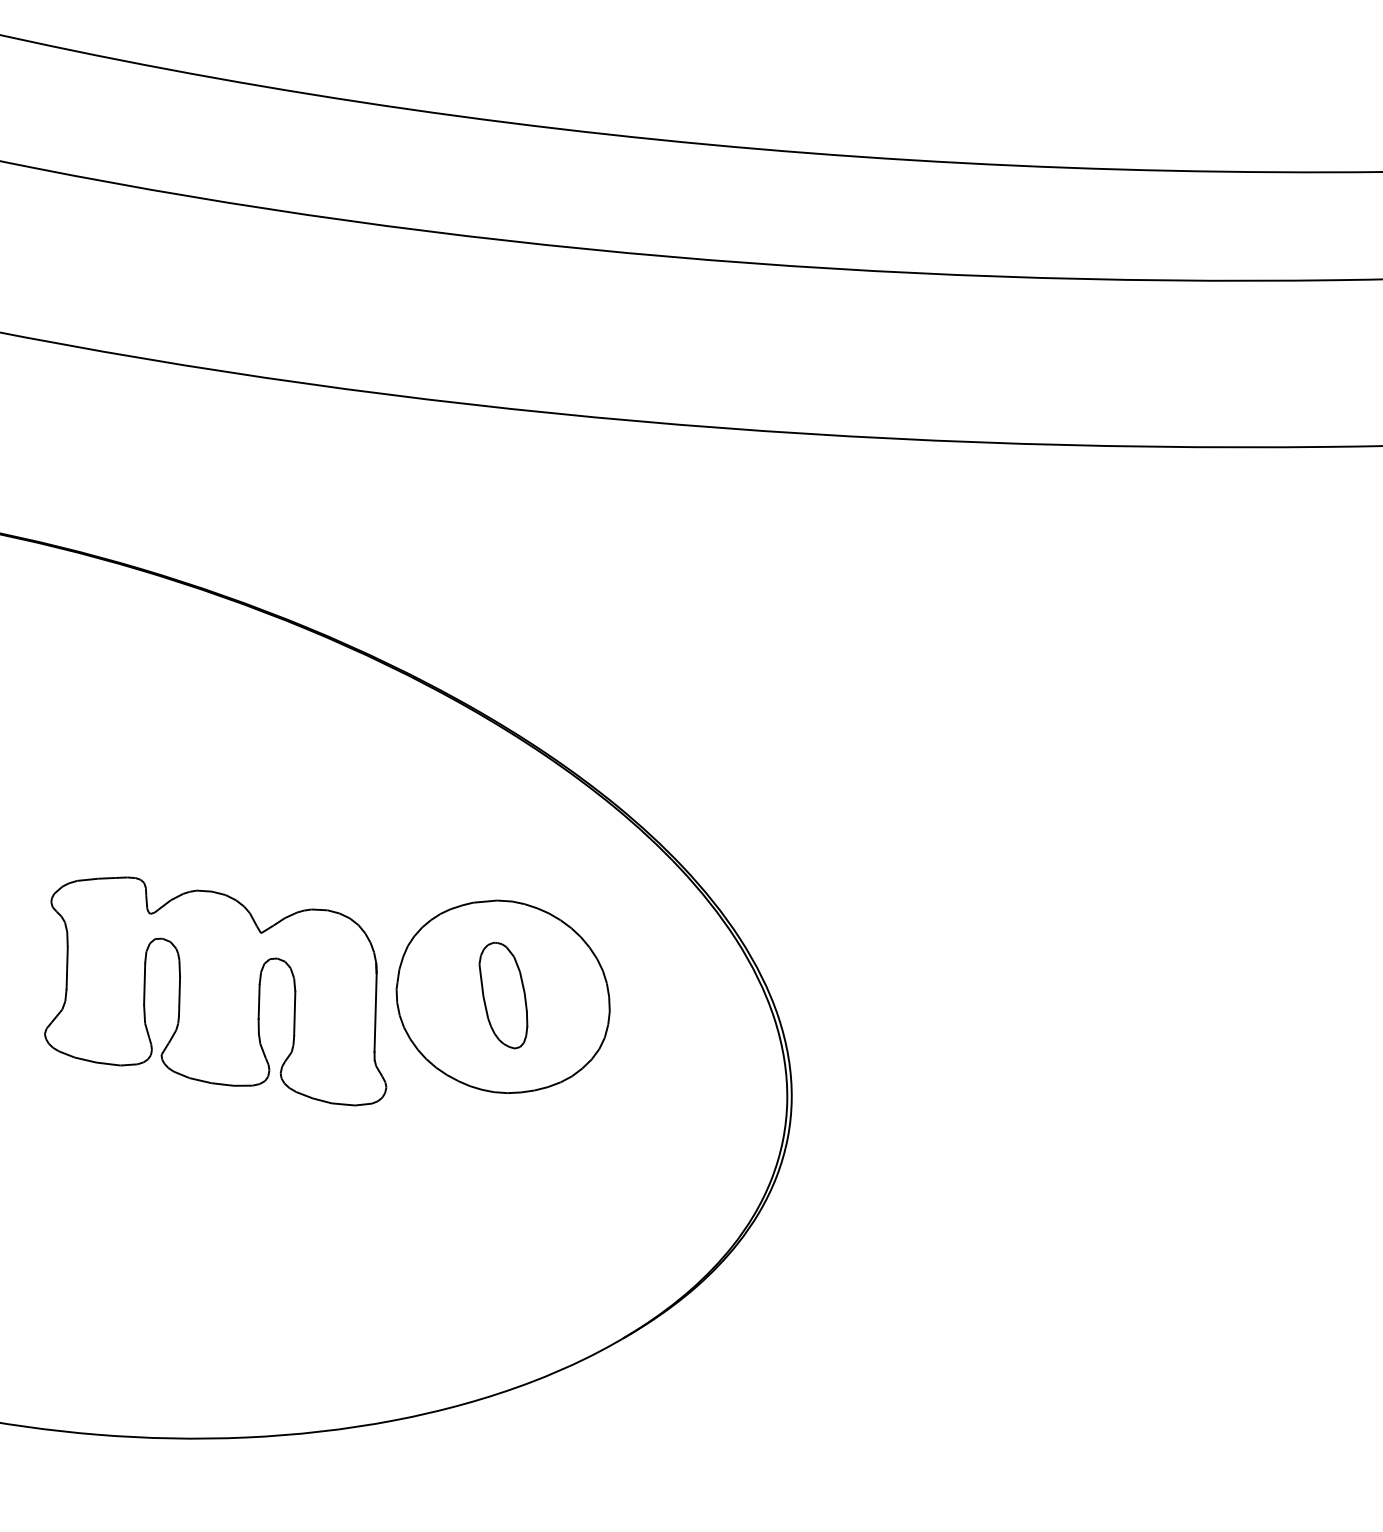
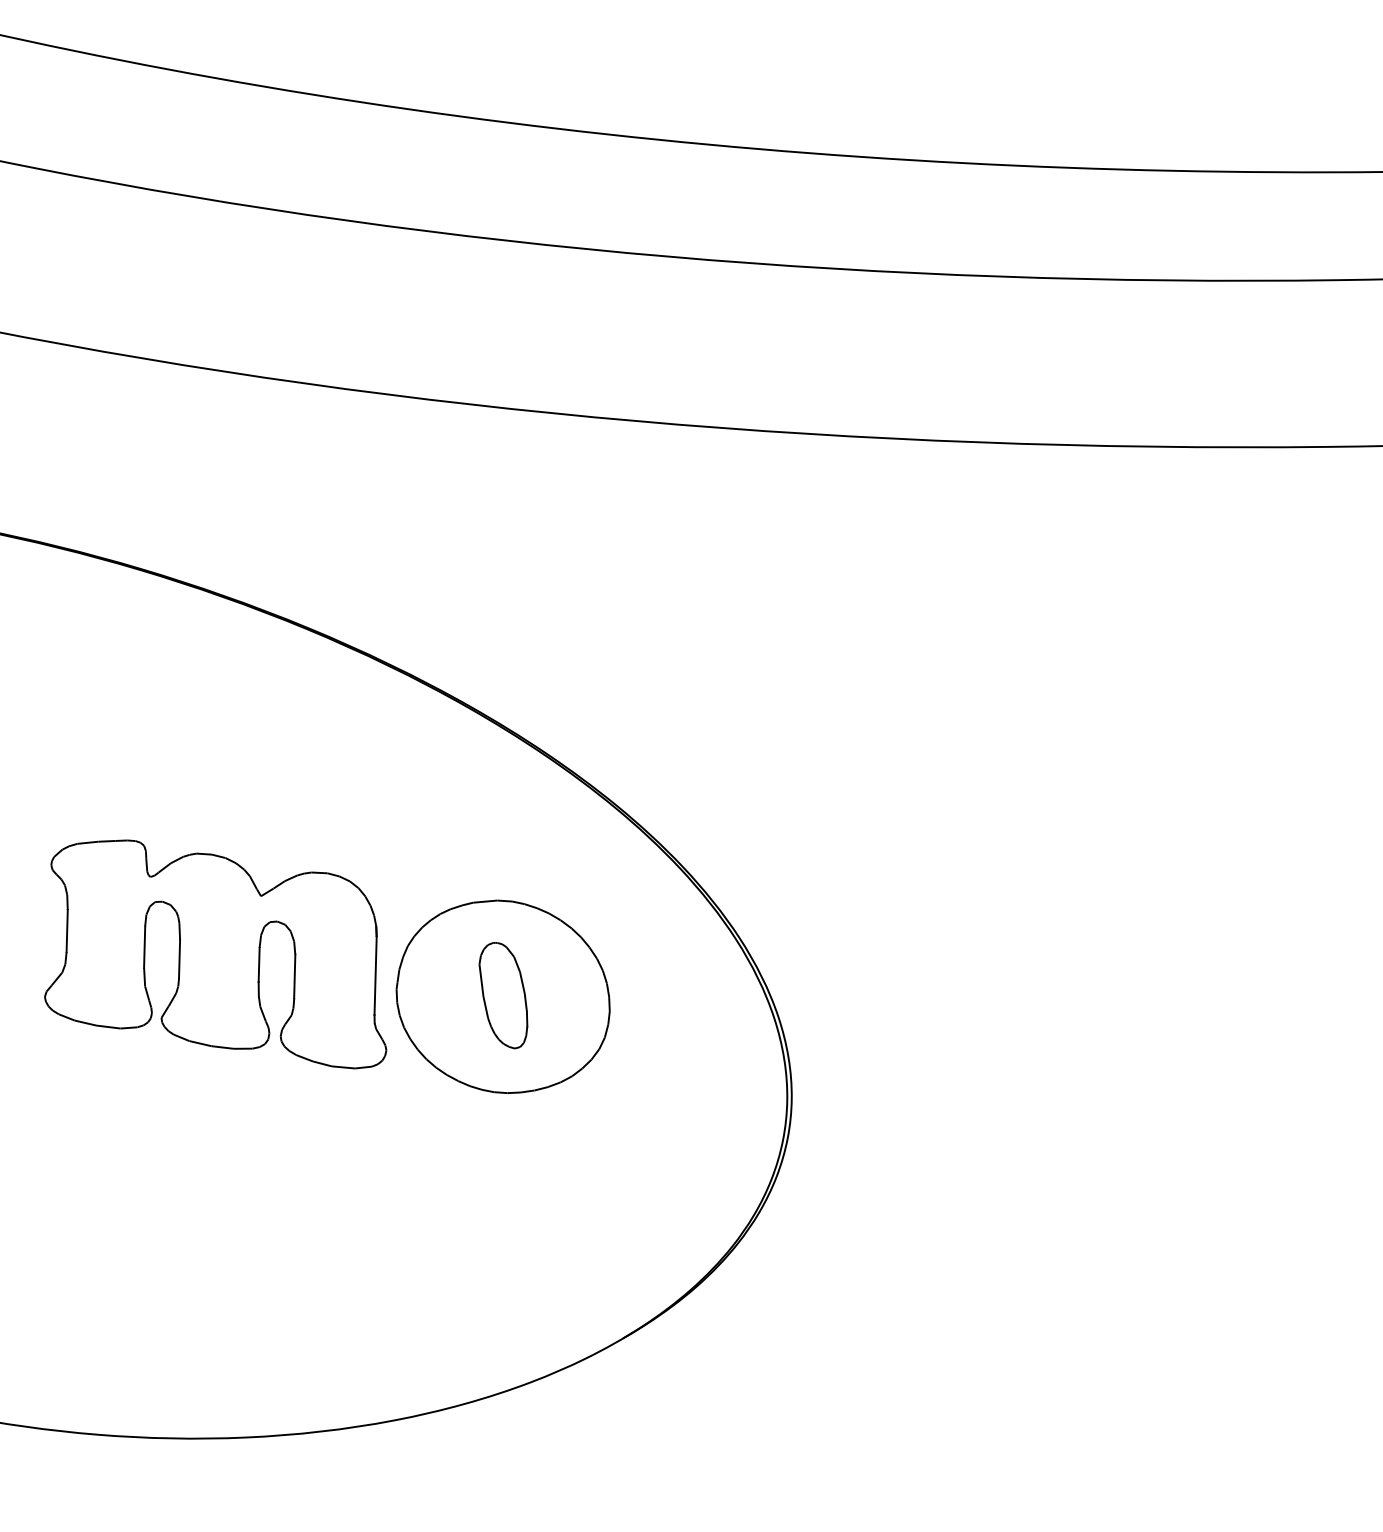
part position: (215, 991) -> (215, 954) (215, 954)
